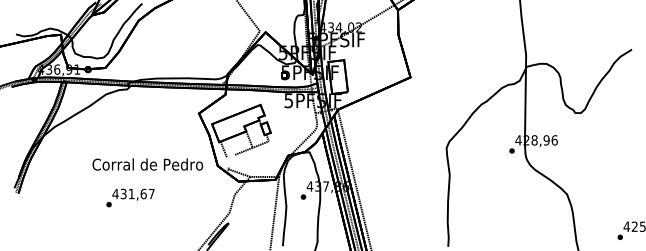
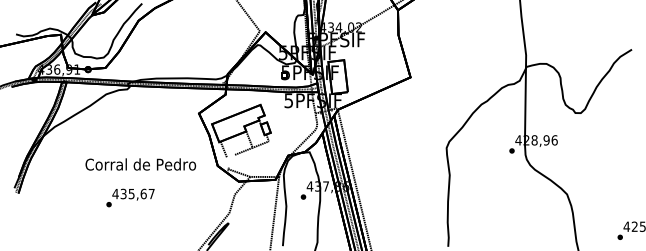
text position: (147, 164) -> (140, 164) (140, 164)
text: 431,67 -> 435,67 (131, 194)
